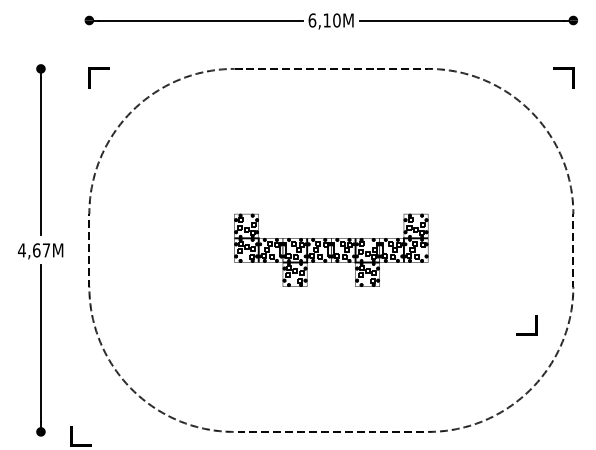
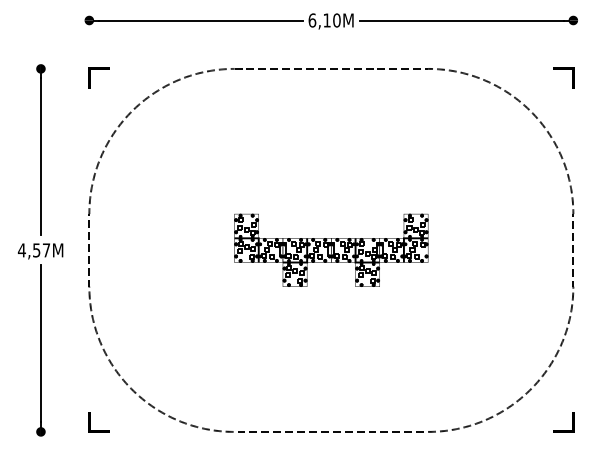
text: 4,67M -> 4,57M (36, 250)
line position: (526, 333) -> (563, 430) (563, 430)
line position: (72, 436) -> (90, 422) (90, 422)
